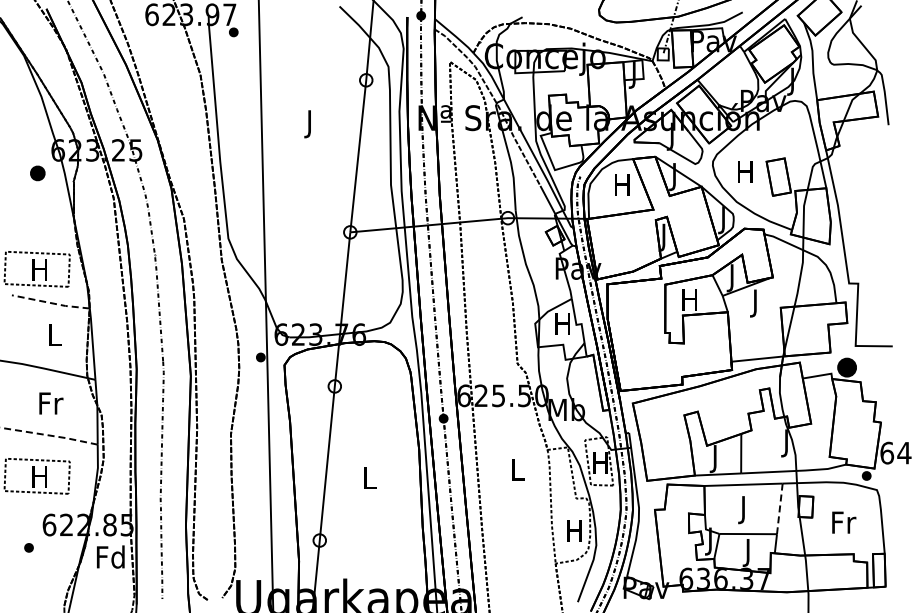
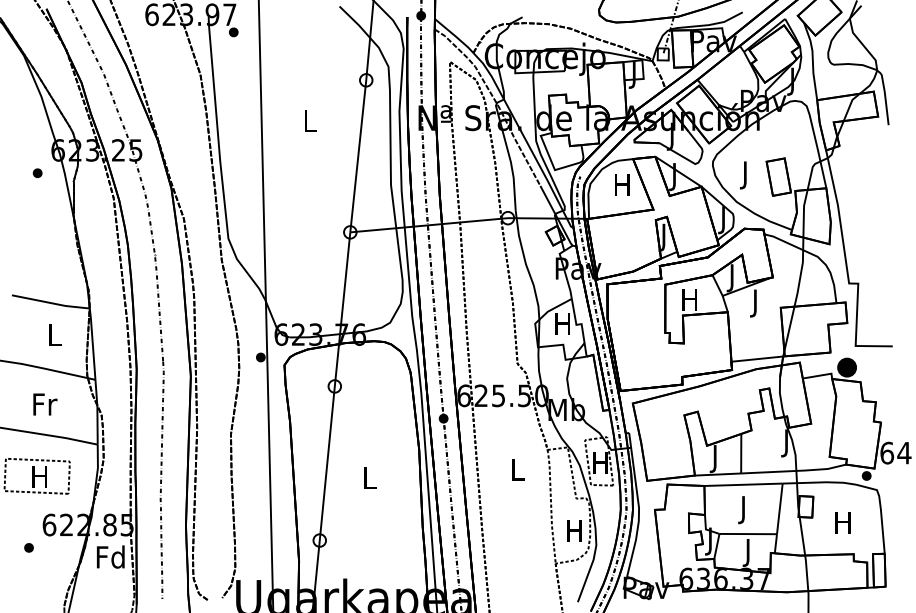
text: J -> L (310, 124)
part size: 16x17 px -> 11x10 px (37, 172)
text: H -> J (745, 175)
part: present -> none (36, 269)
line: dashed -> solid (50, 303)
text position: (51, 403) -> (45, 404) (45, 404)
line: dashed -> solid (49, 435)
line: dashed -> solid (779, 509)
text: Fr -> H (844, 522)
